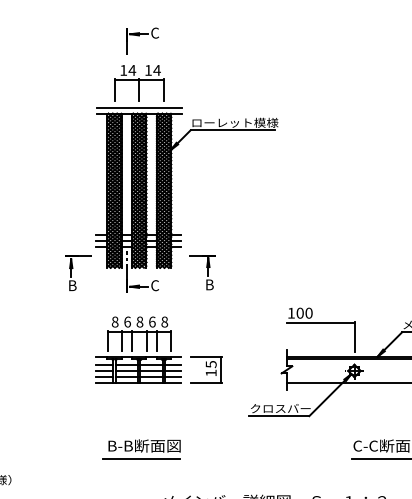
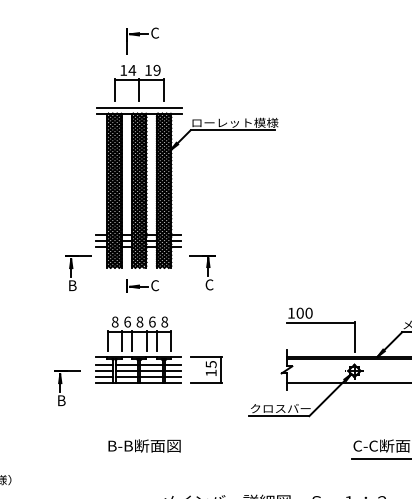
text: 14 -> 19 (156, 69)
line: present -> none (126, 264)
text: B -> C (209, 284)
part: none -> present (62, 383)
line: present -> none (141, 458)
